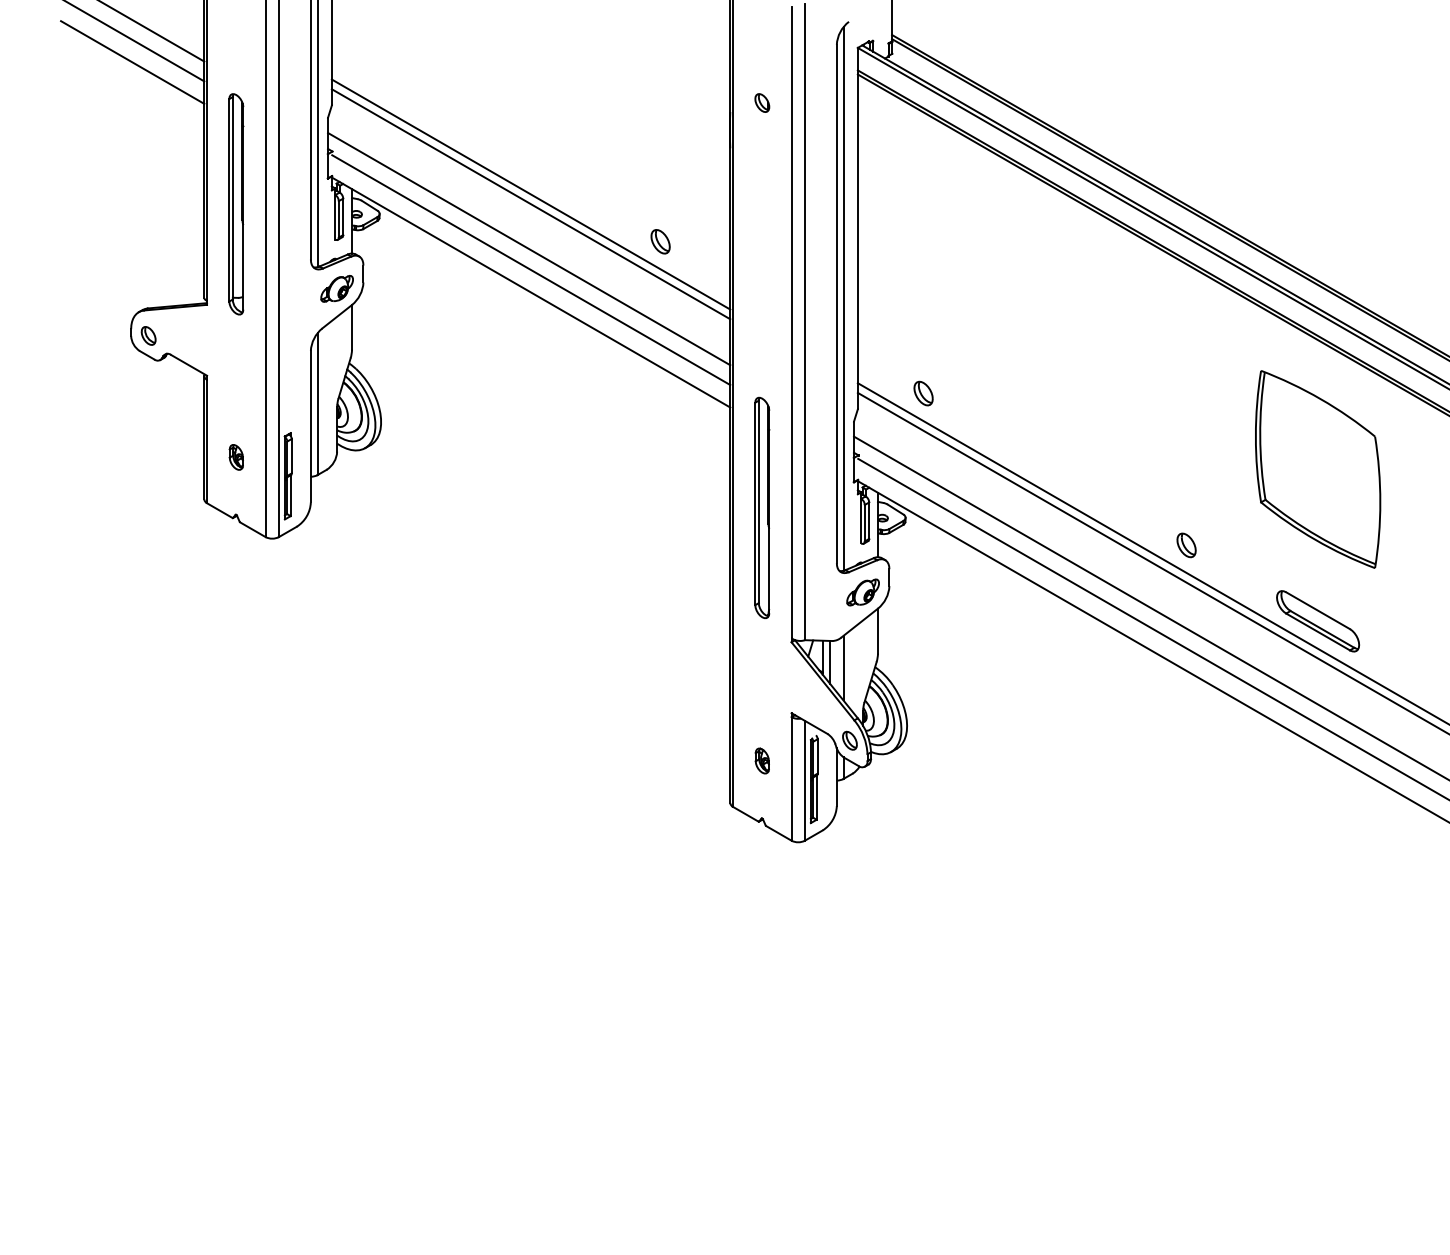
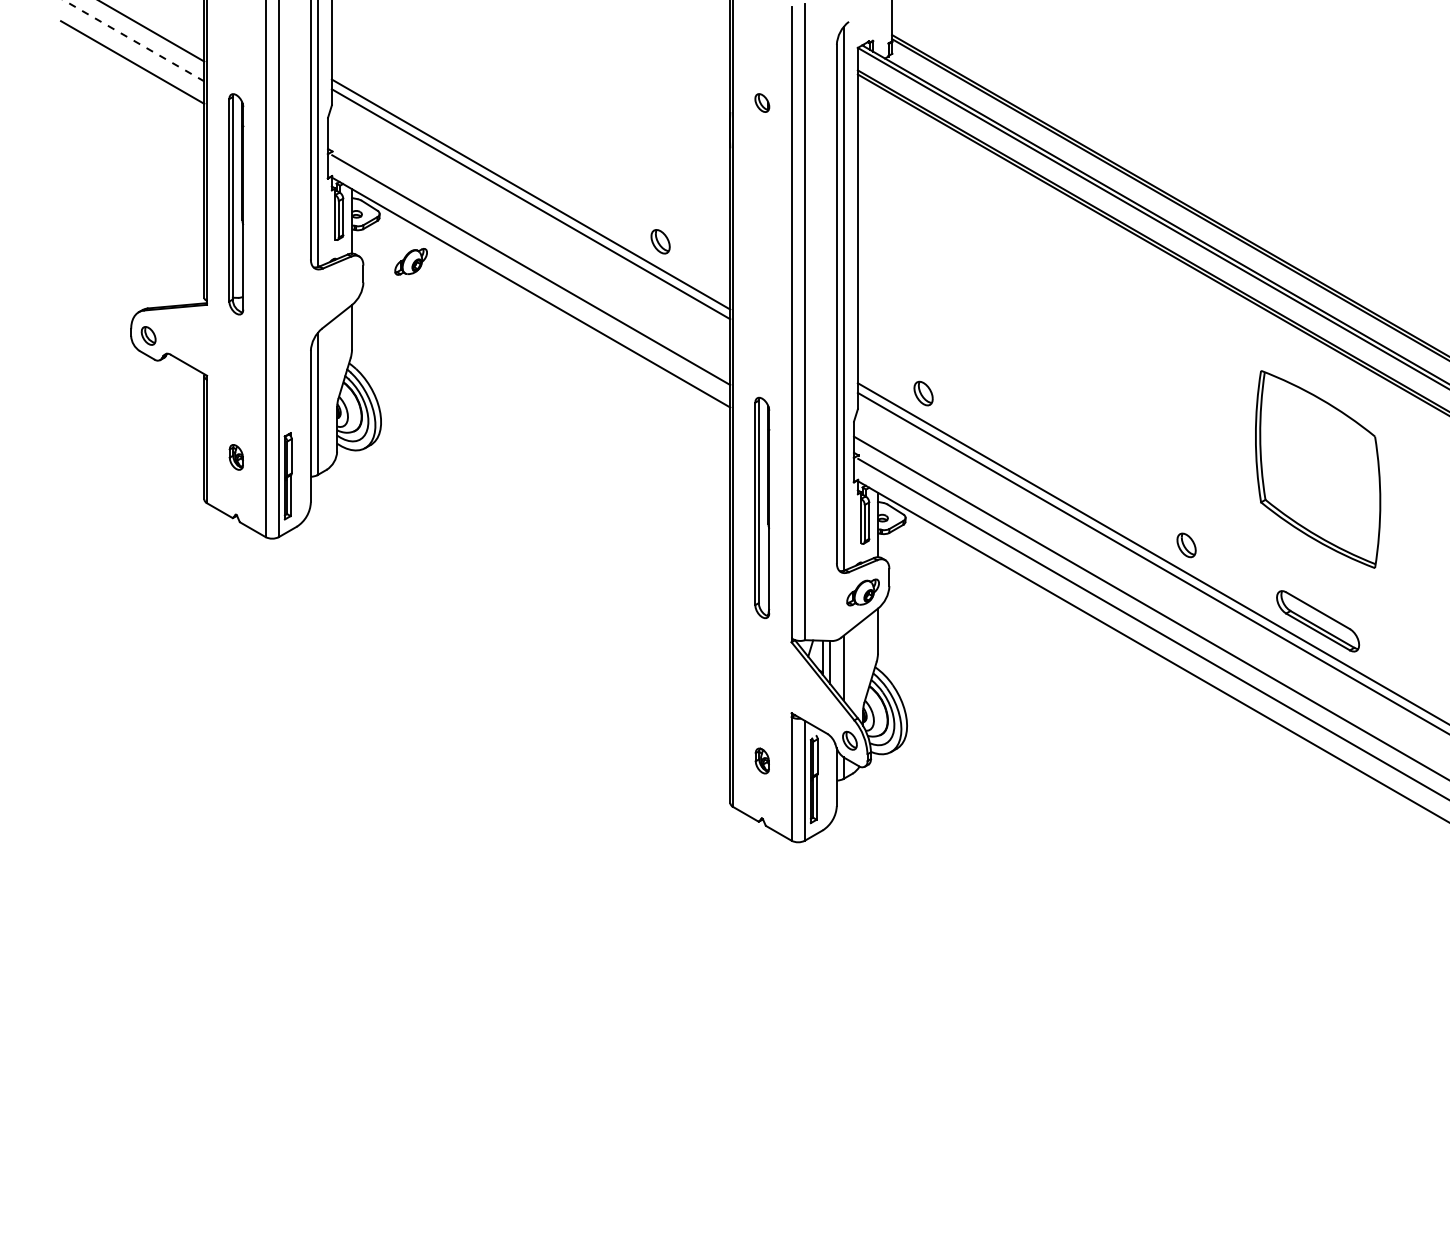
line: solid -> dashed (134, 40)
line: present -> none (529, 248)
part position: (336, 288) -> (410, 261) (410, 261)
